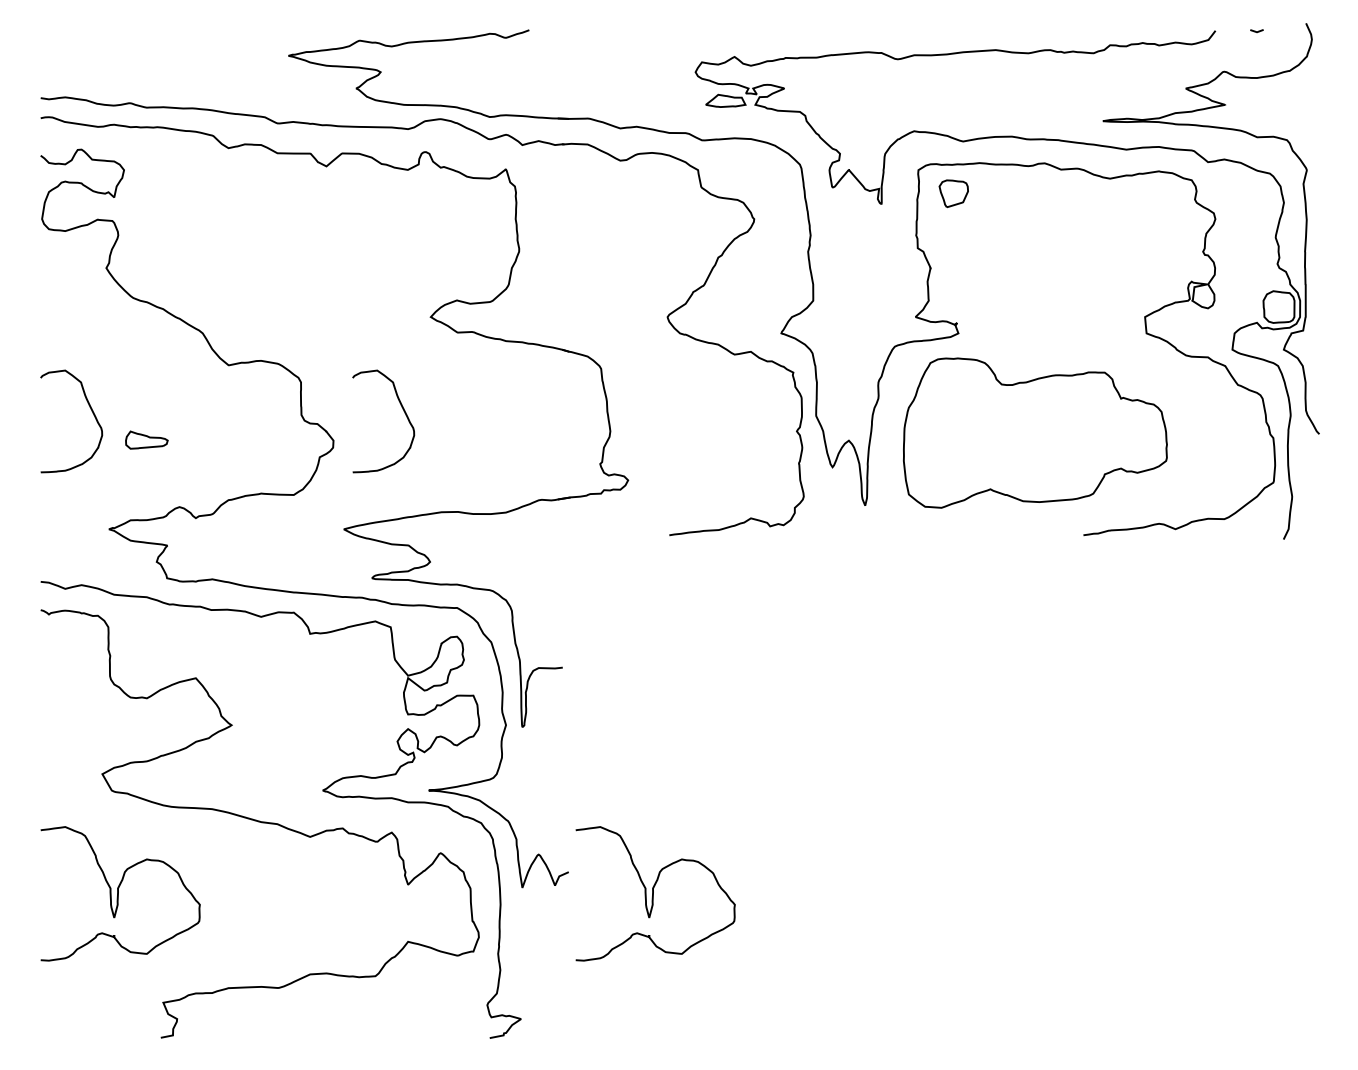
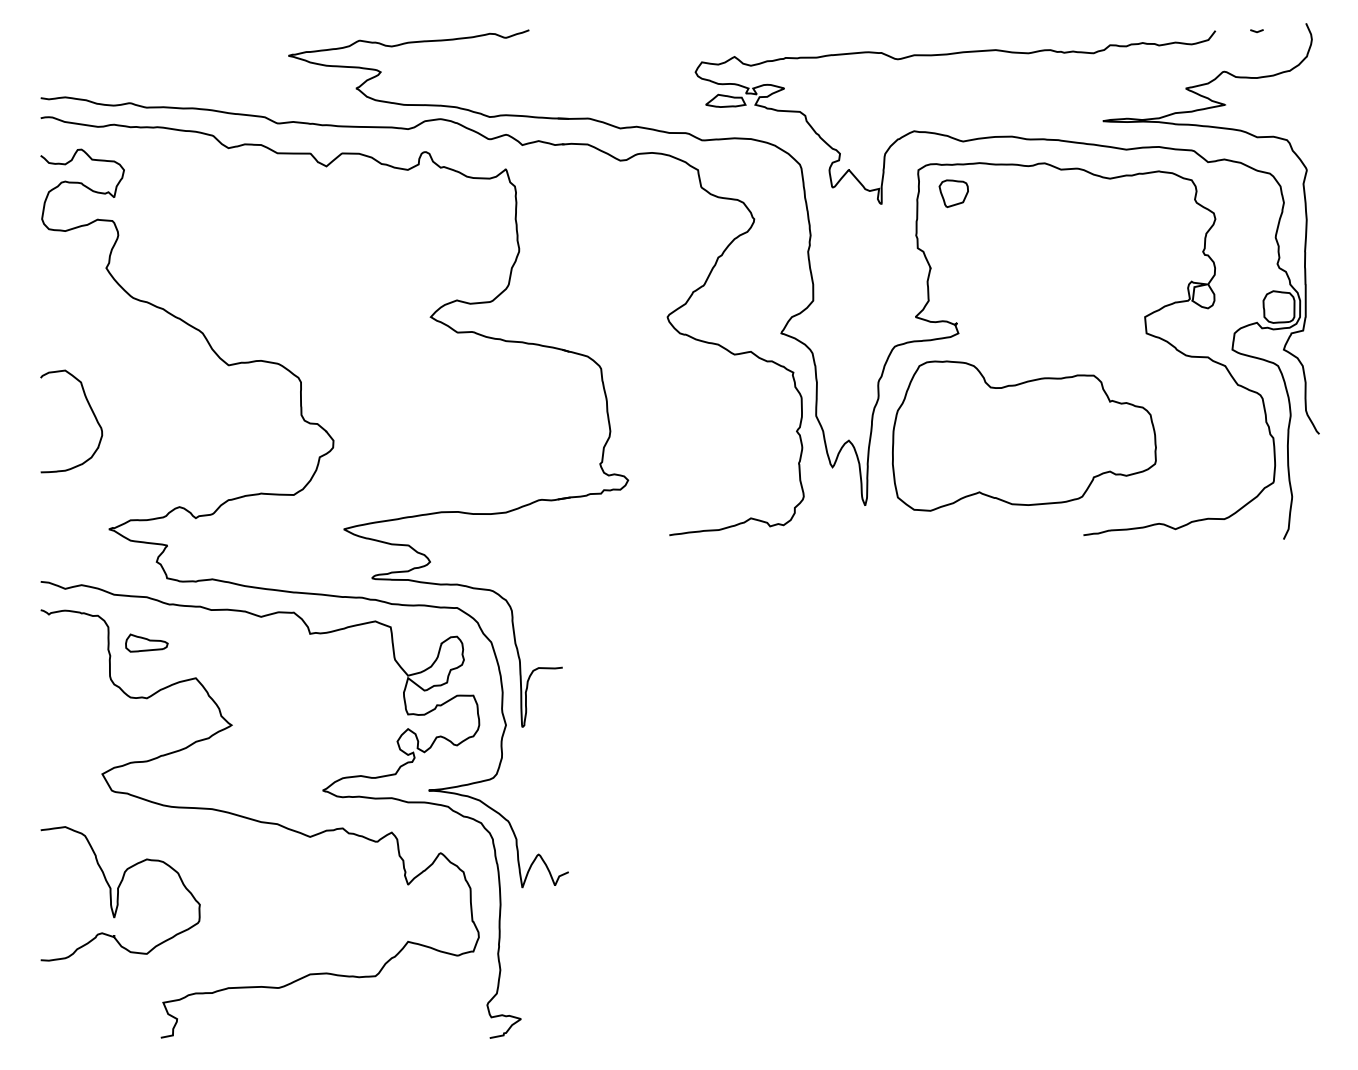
curve: present -> none (403, 411)
part position: (1035, 432) -> (1024, 435) (1024, 435)
part position: (146, 439) -> (146, 642) (146, 642)
curve: present -> none (653, 893)
